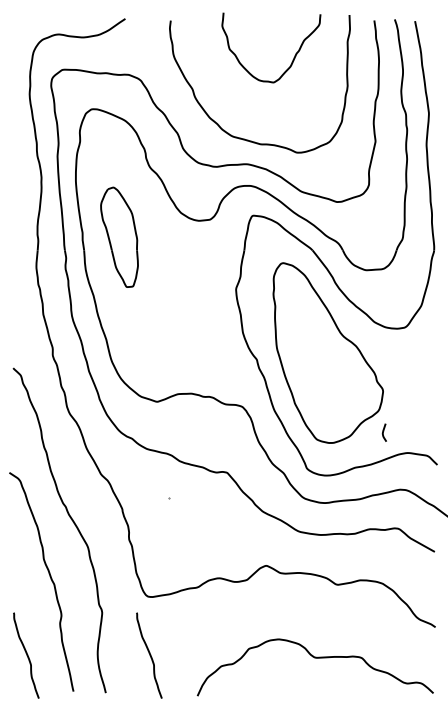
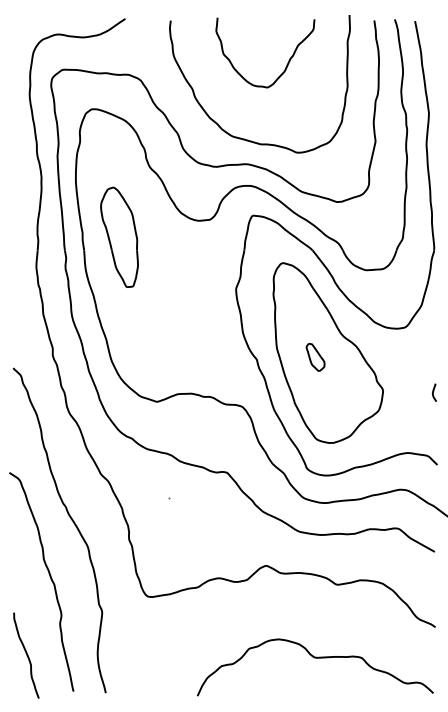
curve position: (293, 57) -> (287, 62) (287, 62)
part: none -> present (315, 357)
curve position: (383, 432) -> (433, 392) (433, 392)
curve: present -> none (149, 655)
